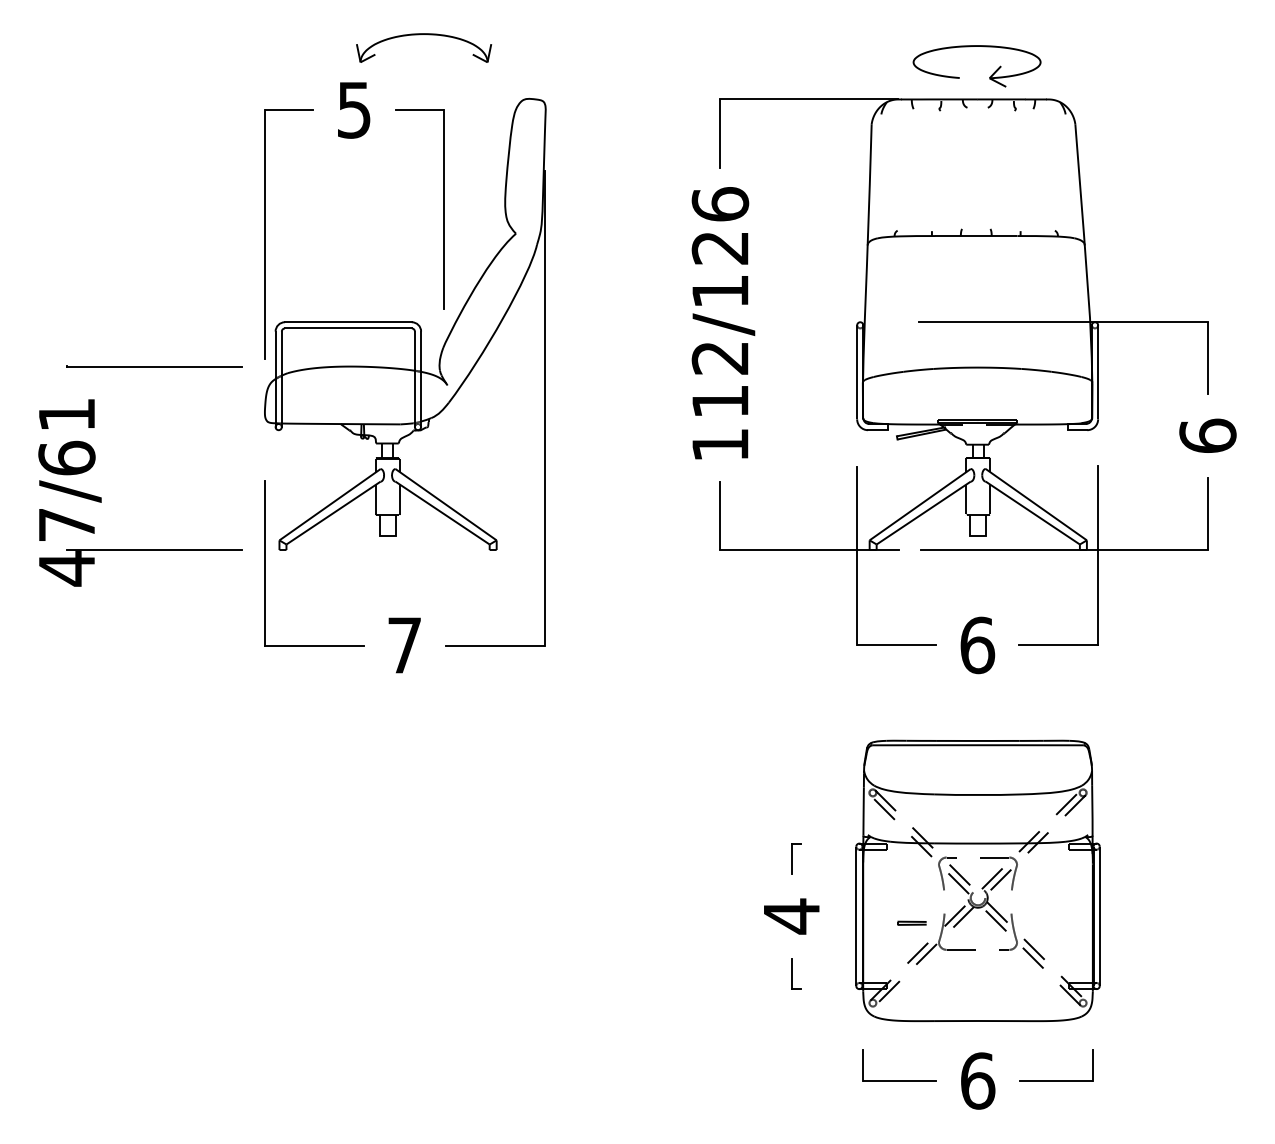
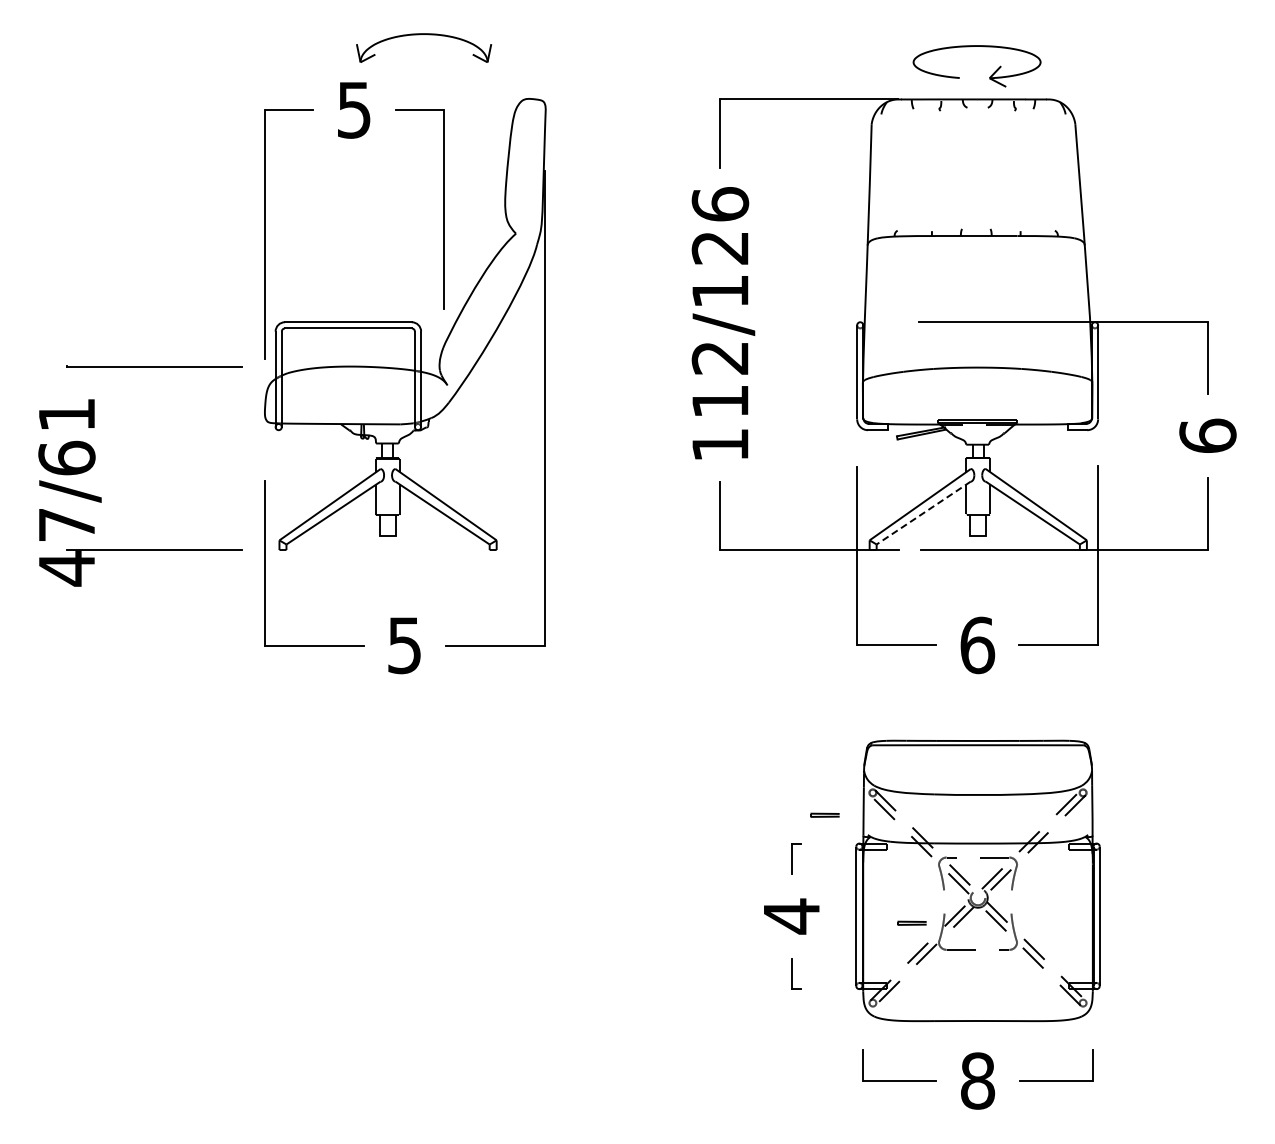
line: solid -> dashed (923, 513)
text: 7 -> 5 (404, 645)
part: none -> present (824, 814)
text: 6 -> 8 (978, 1080)
